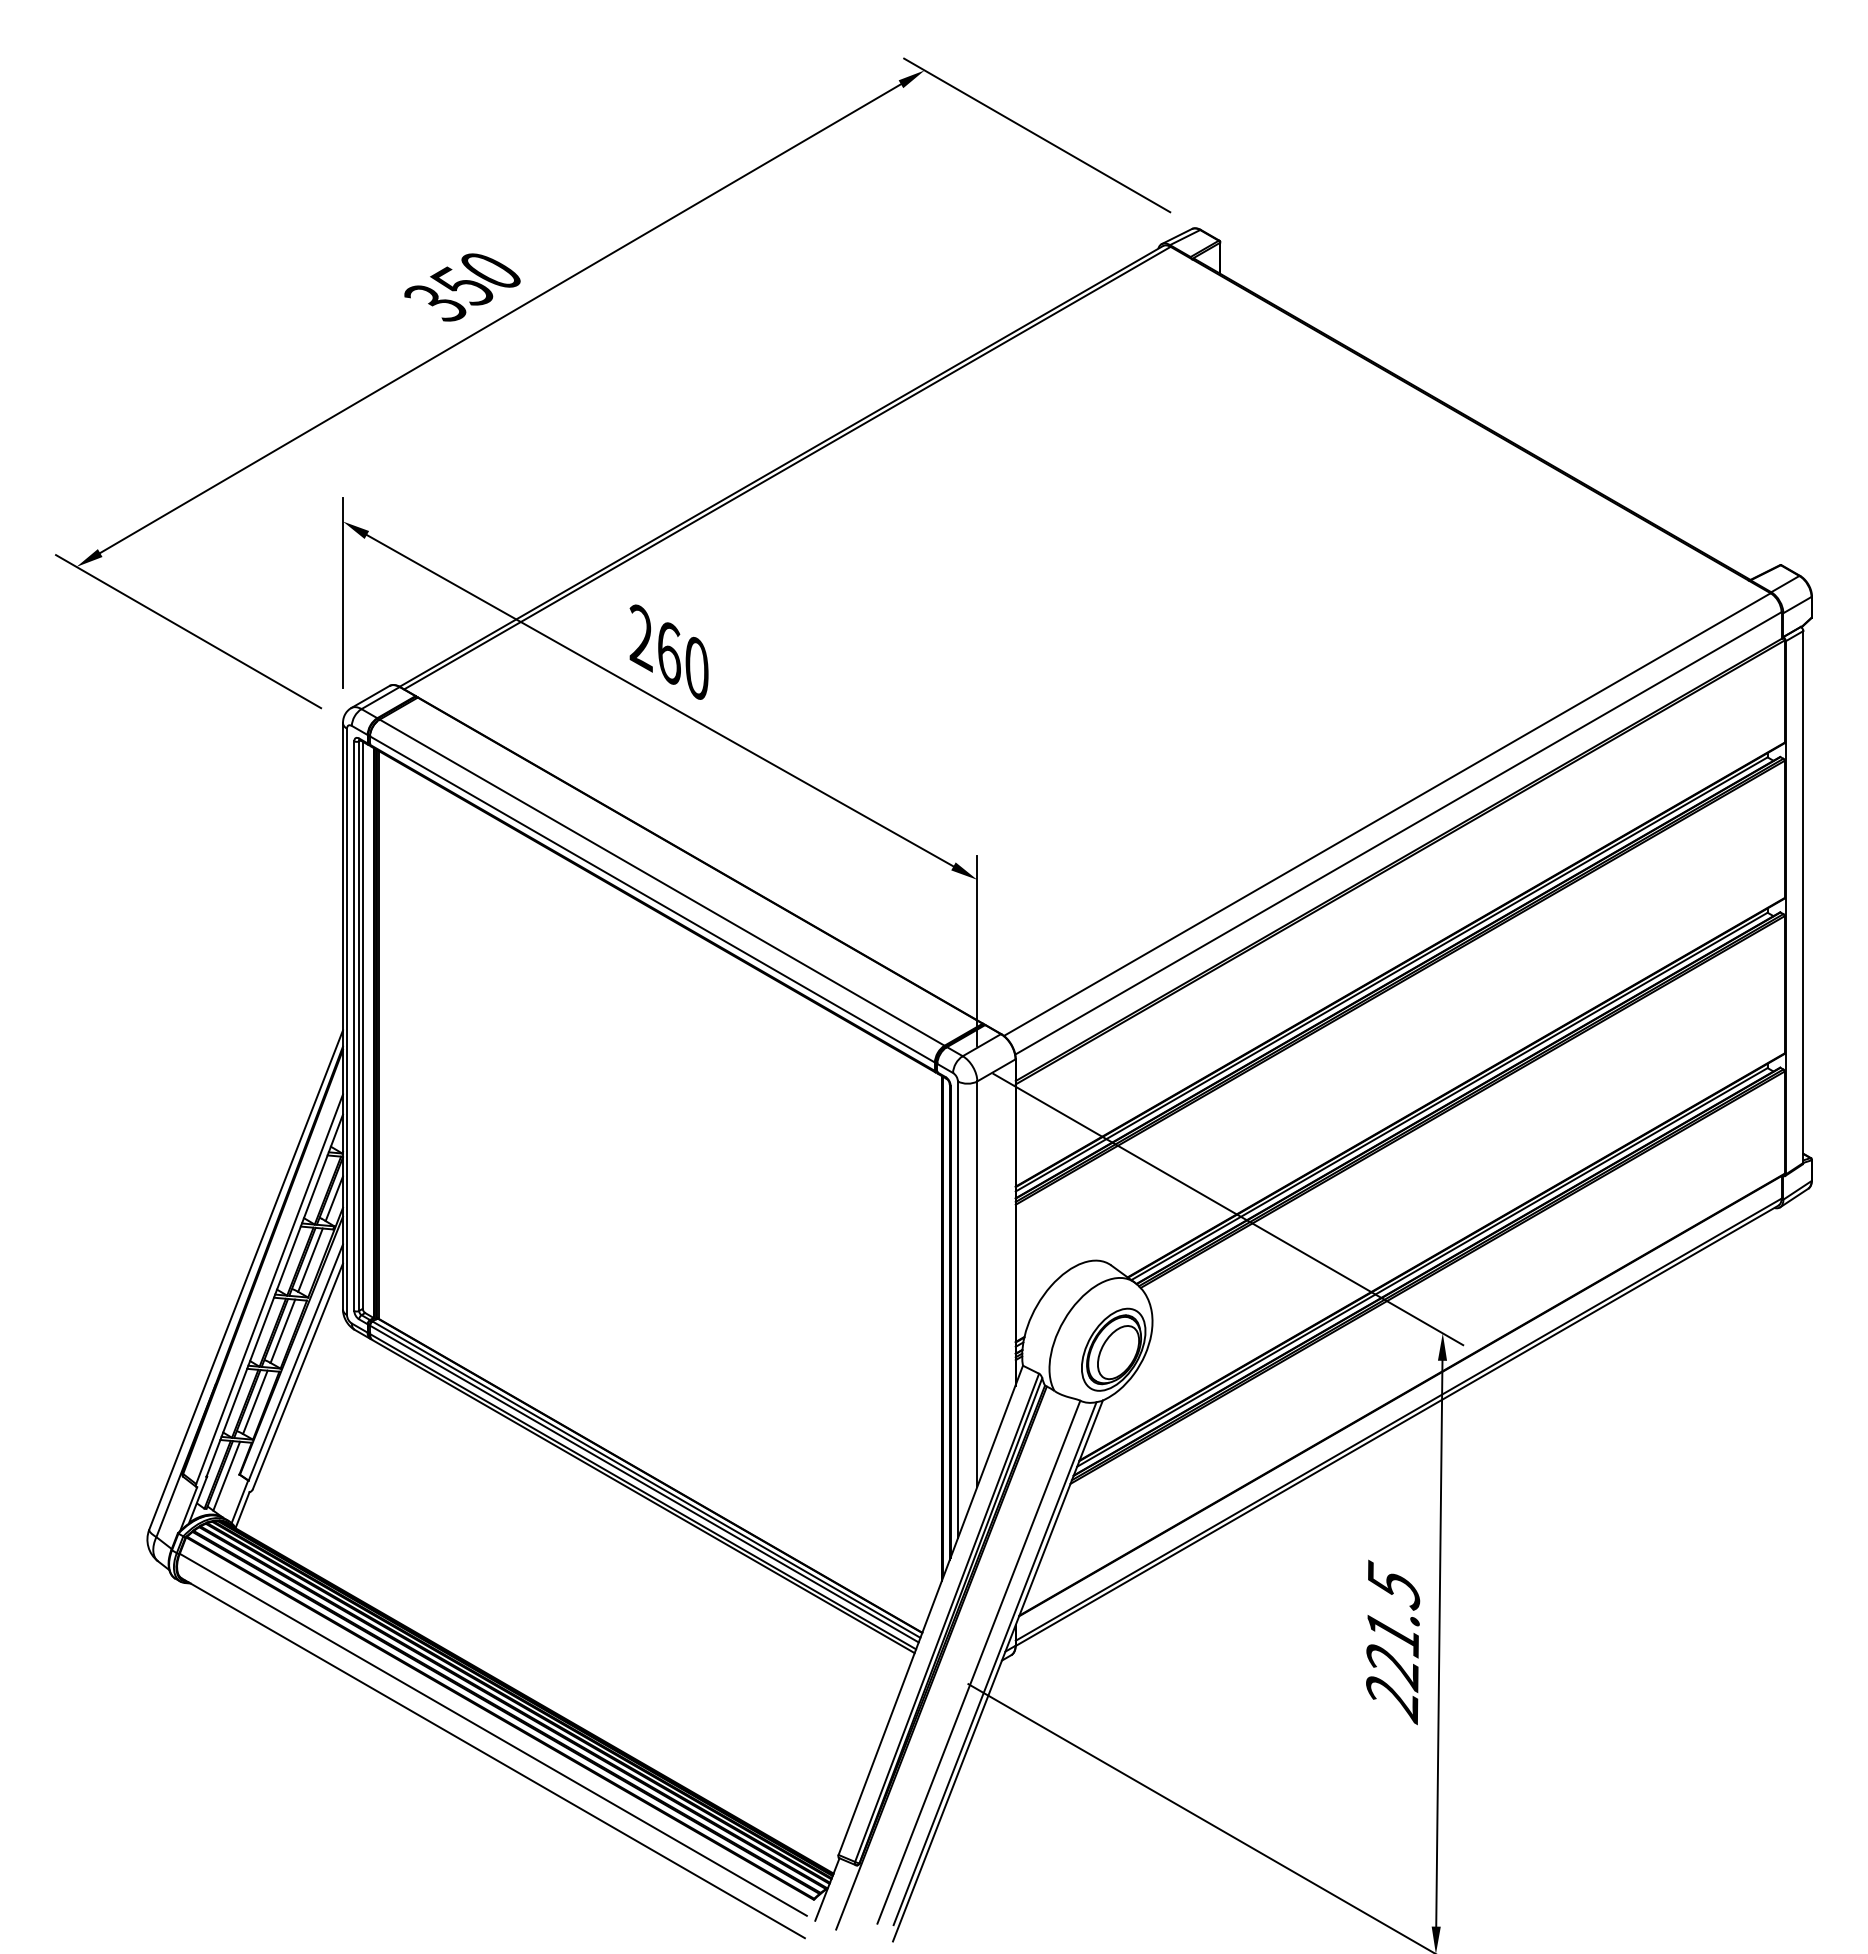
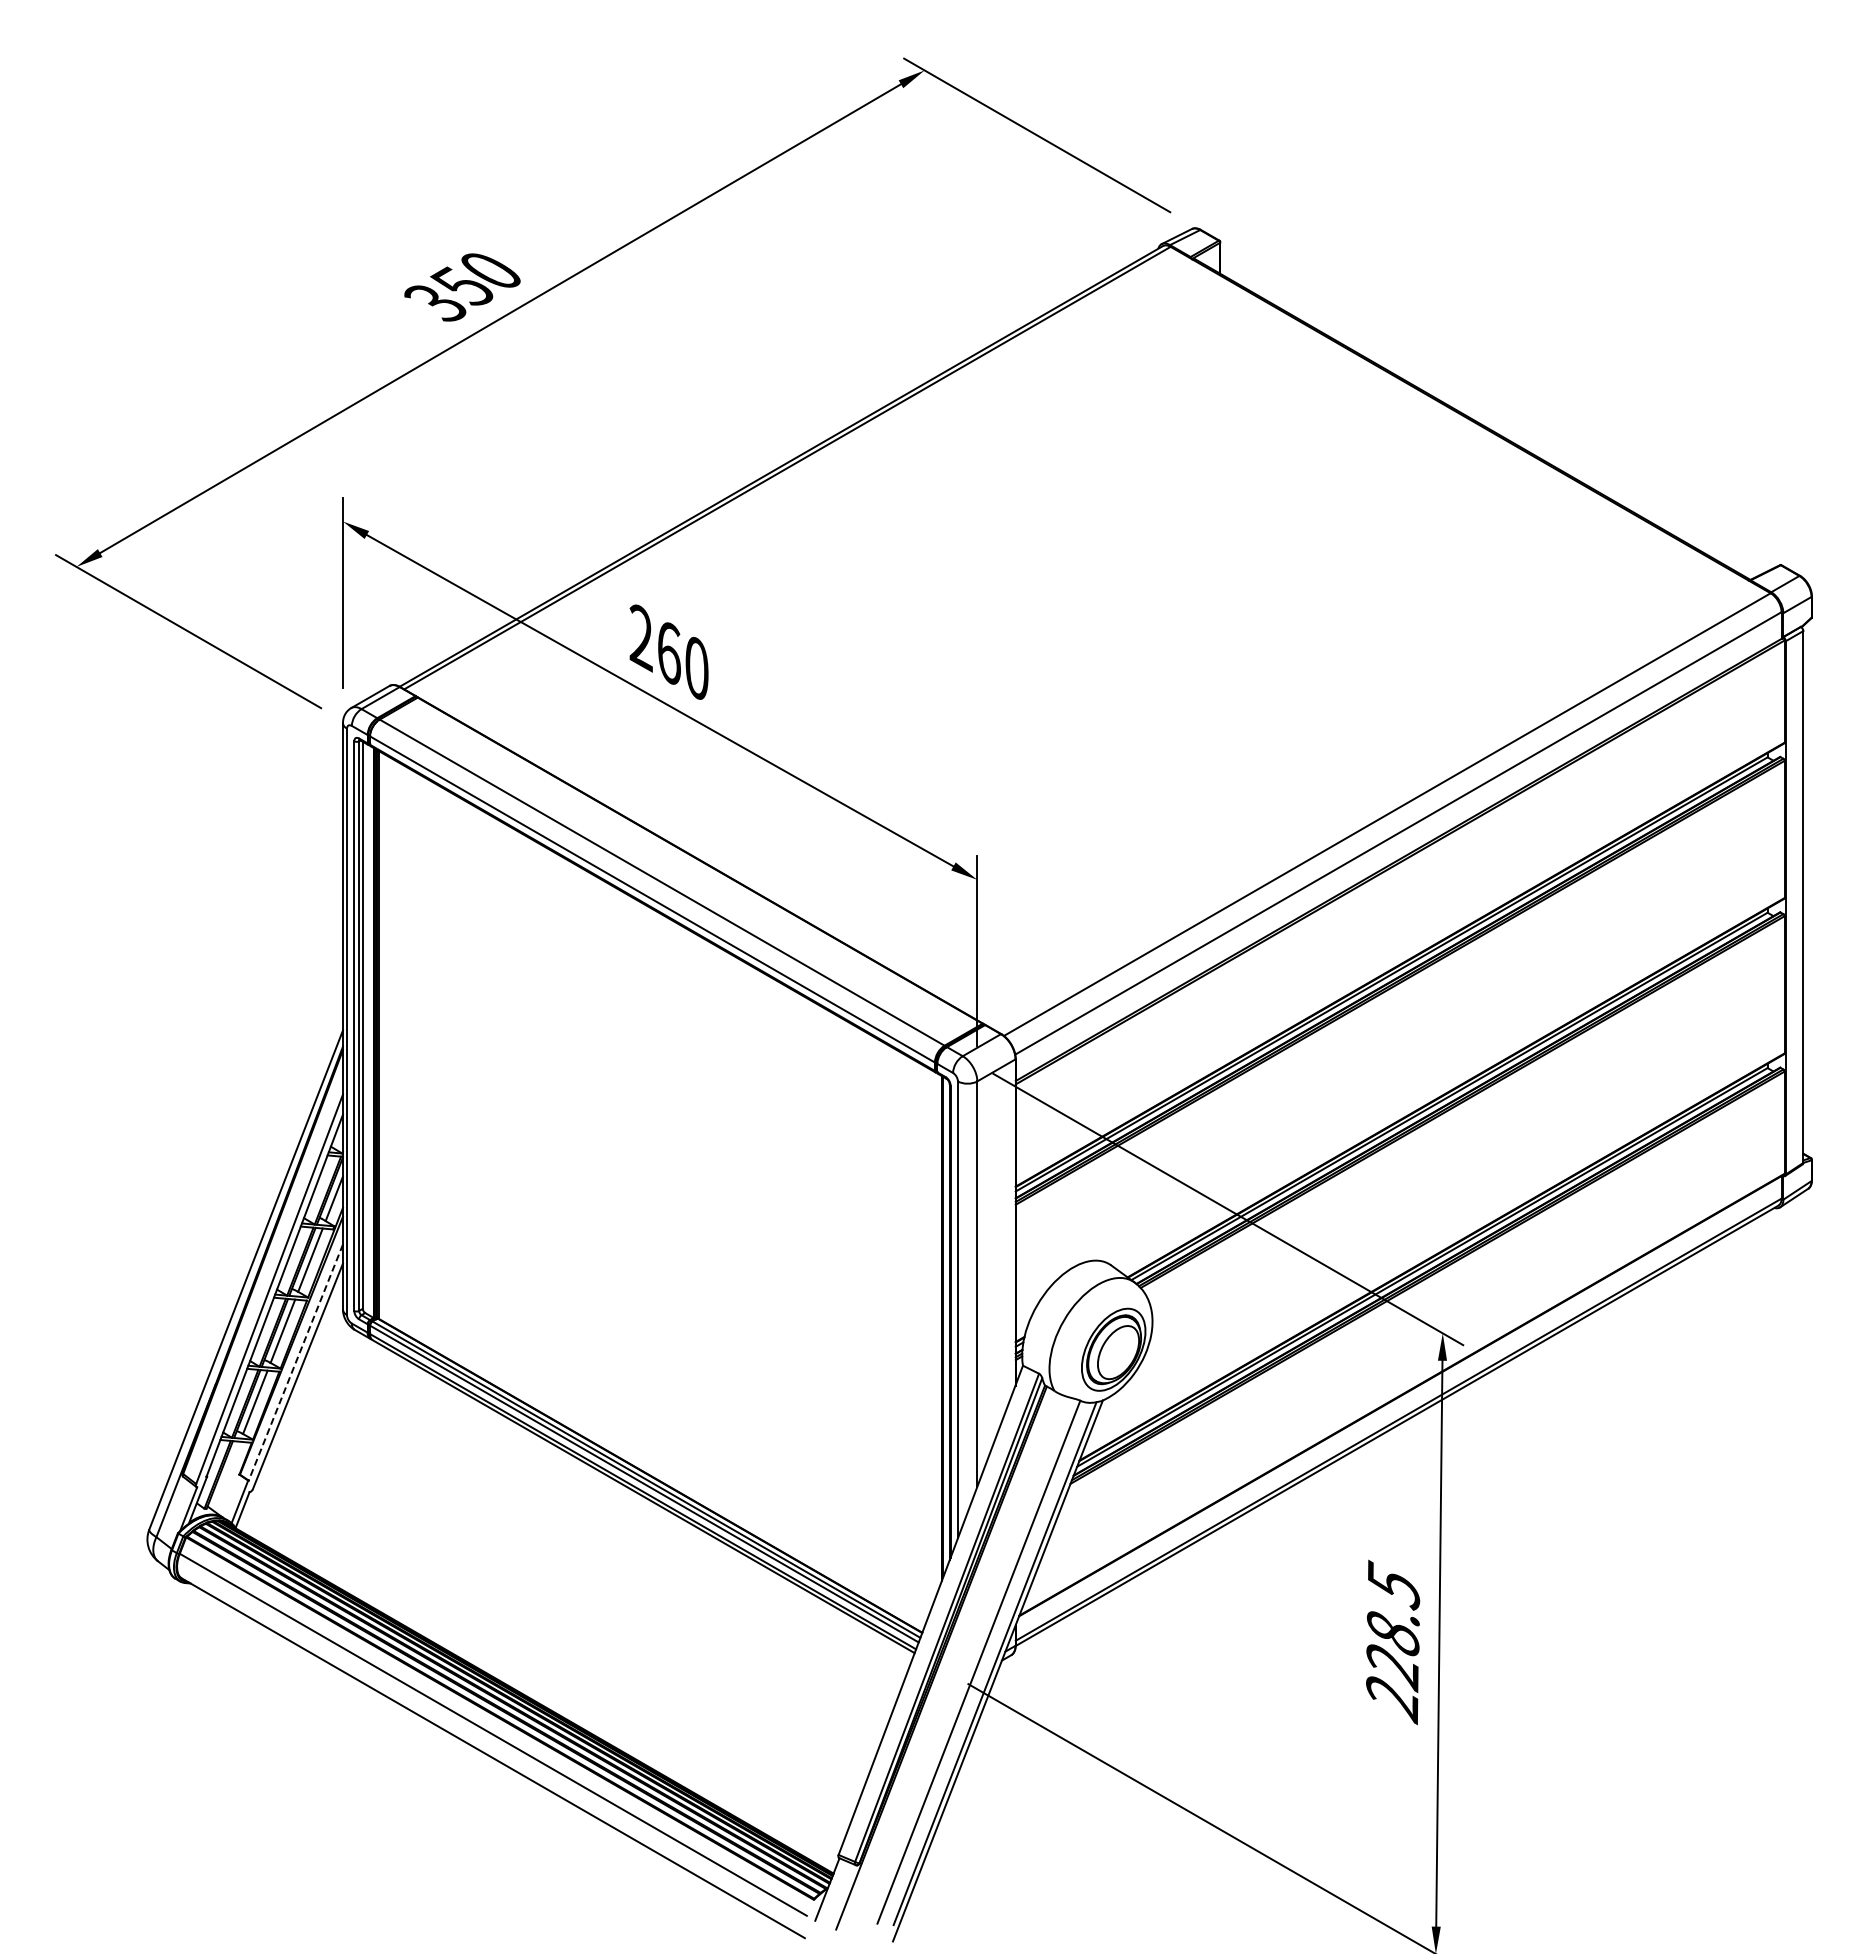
line: solid -> dashed (295, 1363)
line: present -> none (226, 1475)
text: 221.5 -> 228.5 (1392, 1634)
